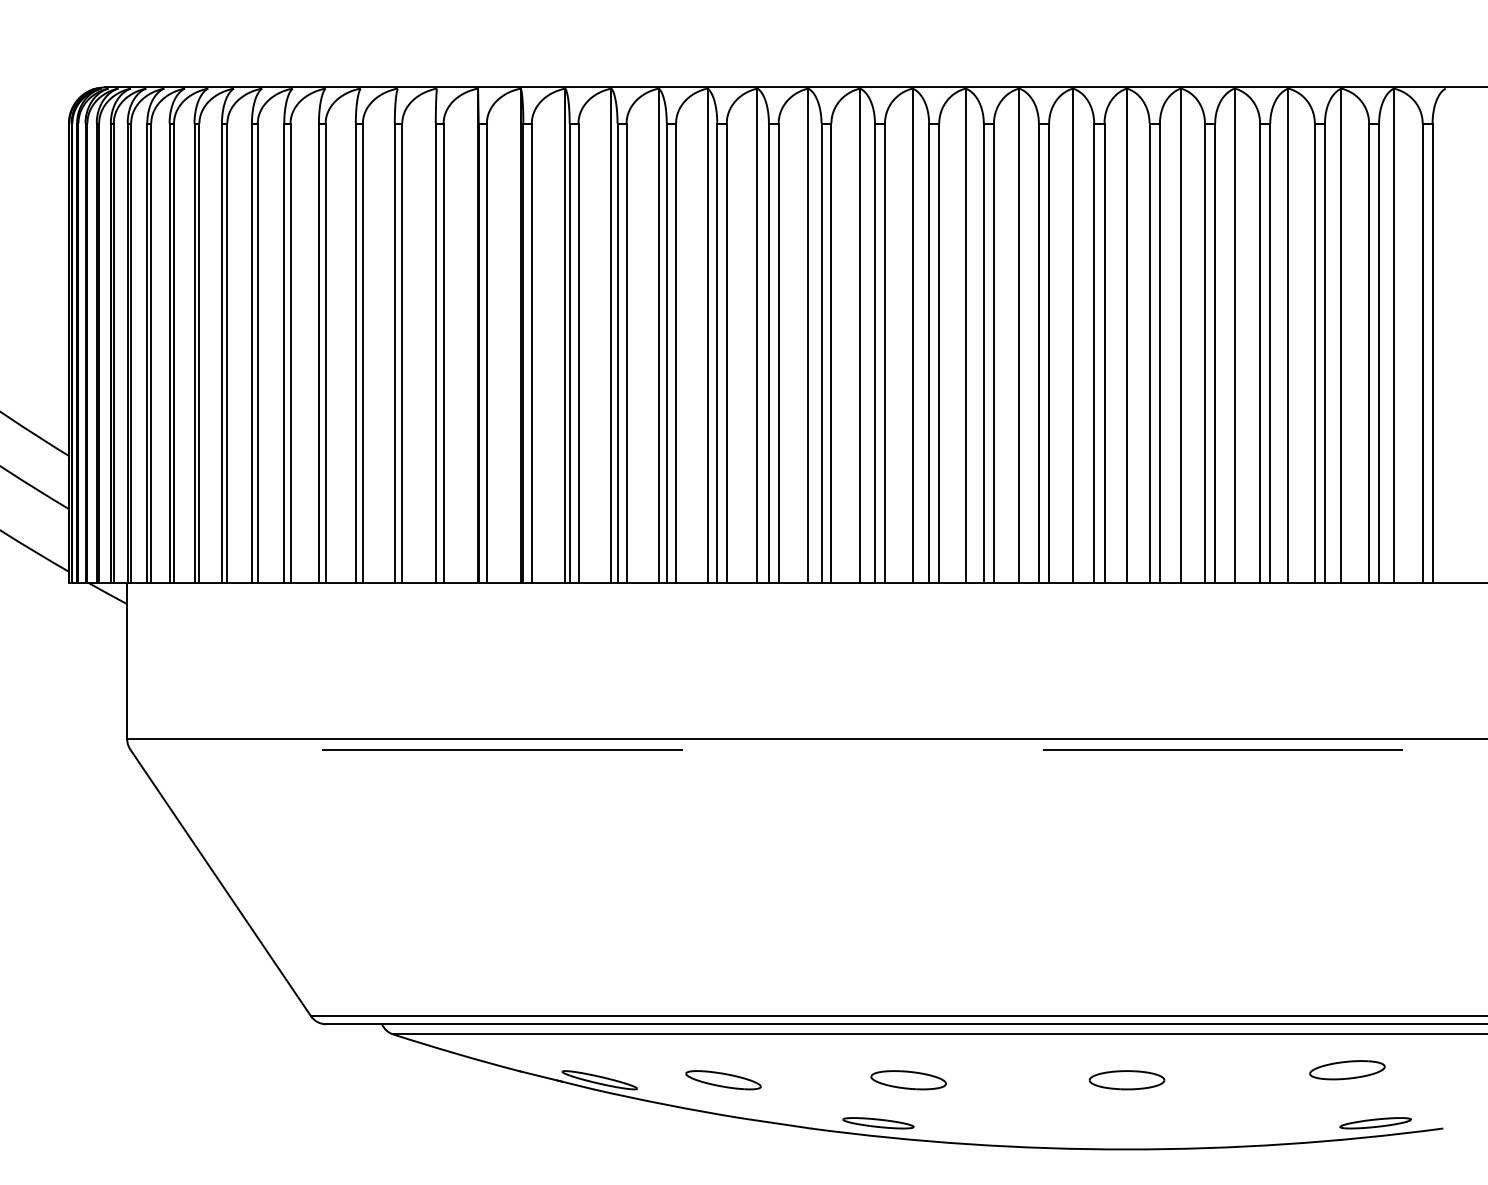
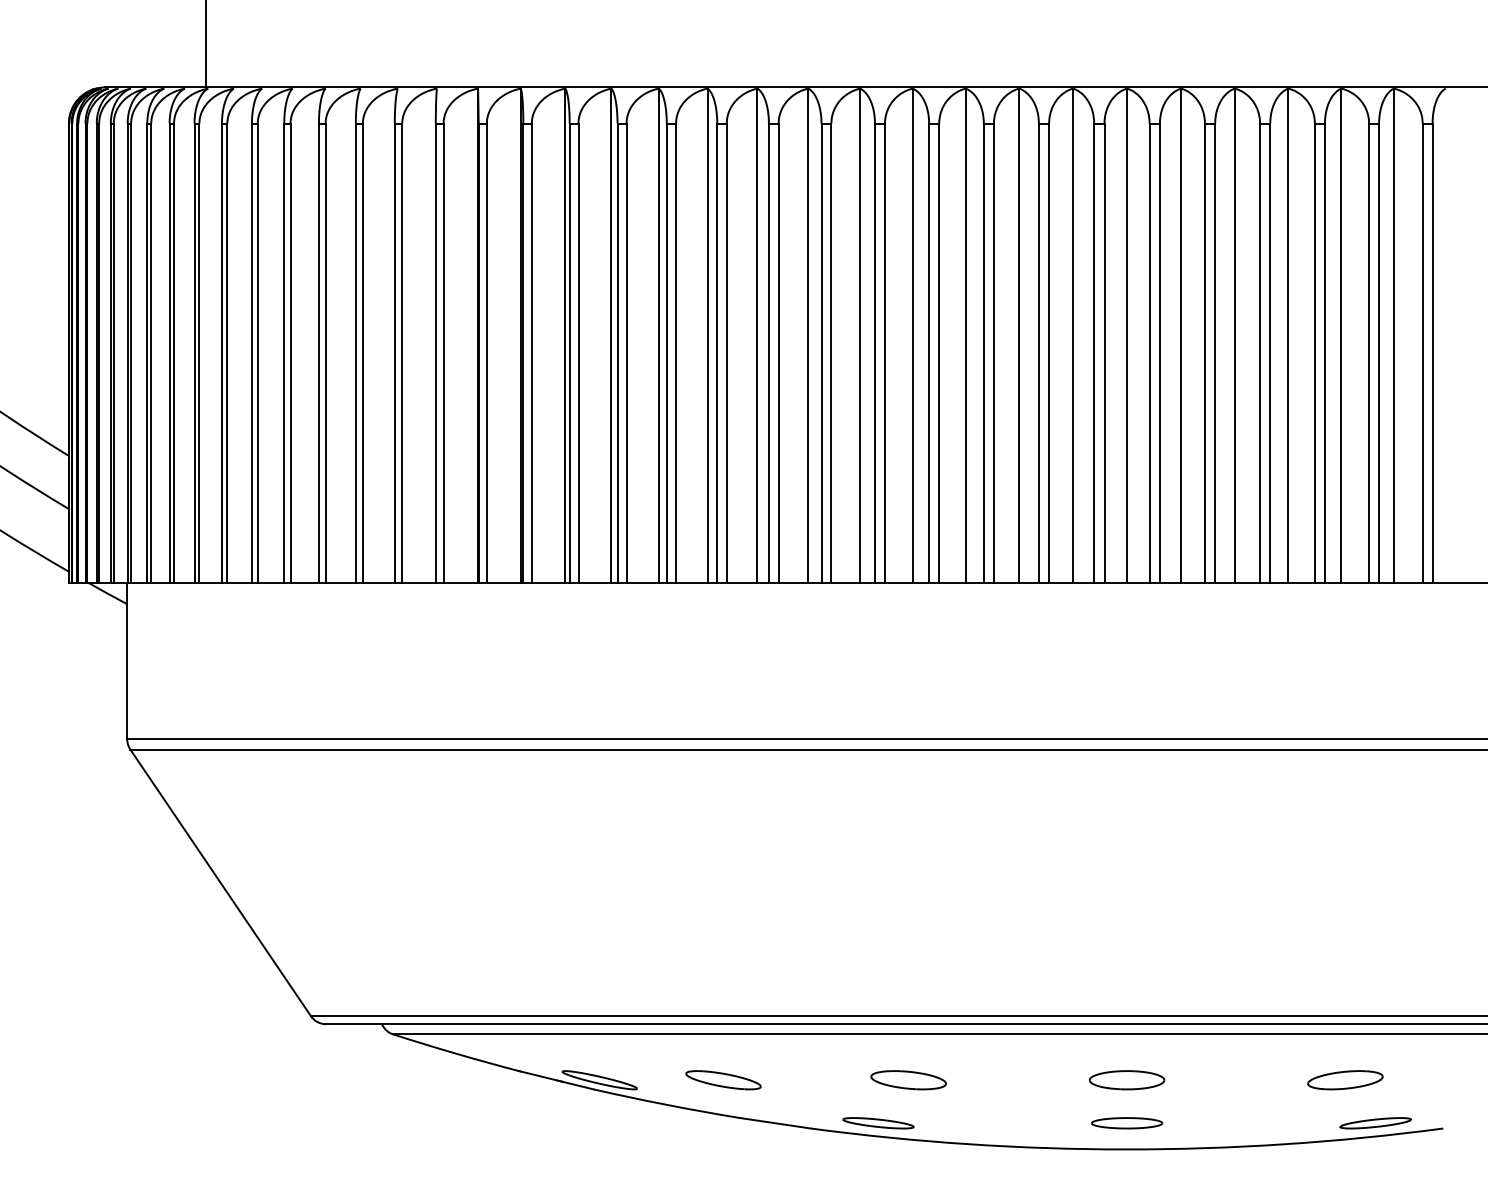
line: none -> present (205, 44)
line: dashed -> solid (809, 749)
part position: (1347, 1070) -> (1345, 1080) (1345, 1080)
part: none -> present (1127, 1123)
